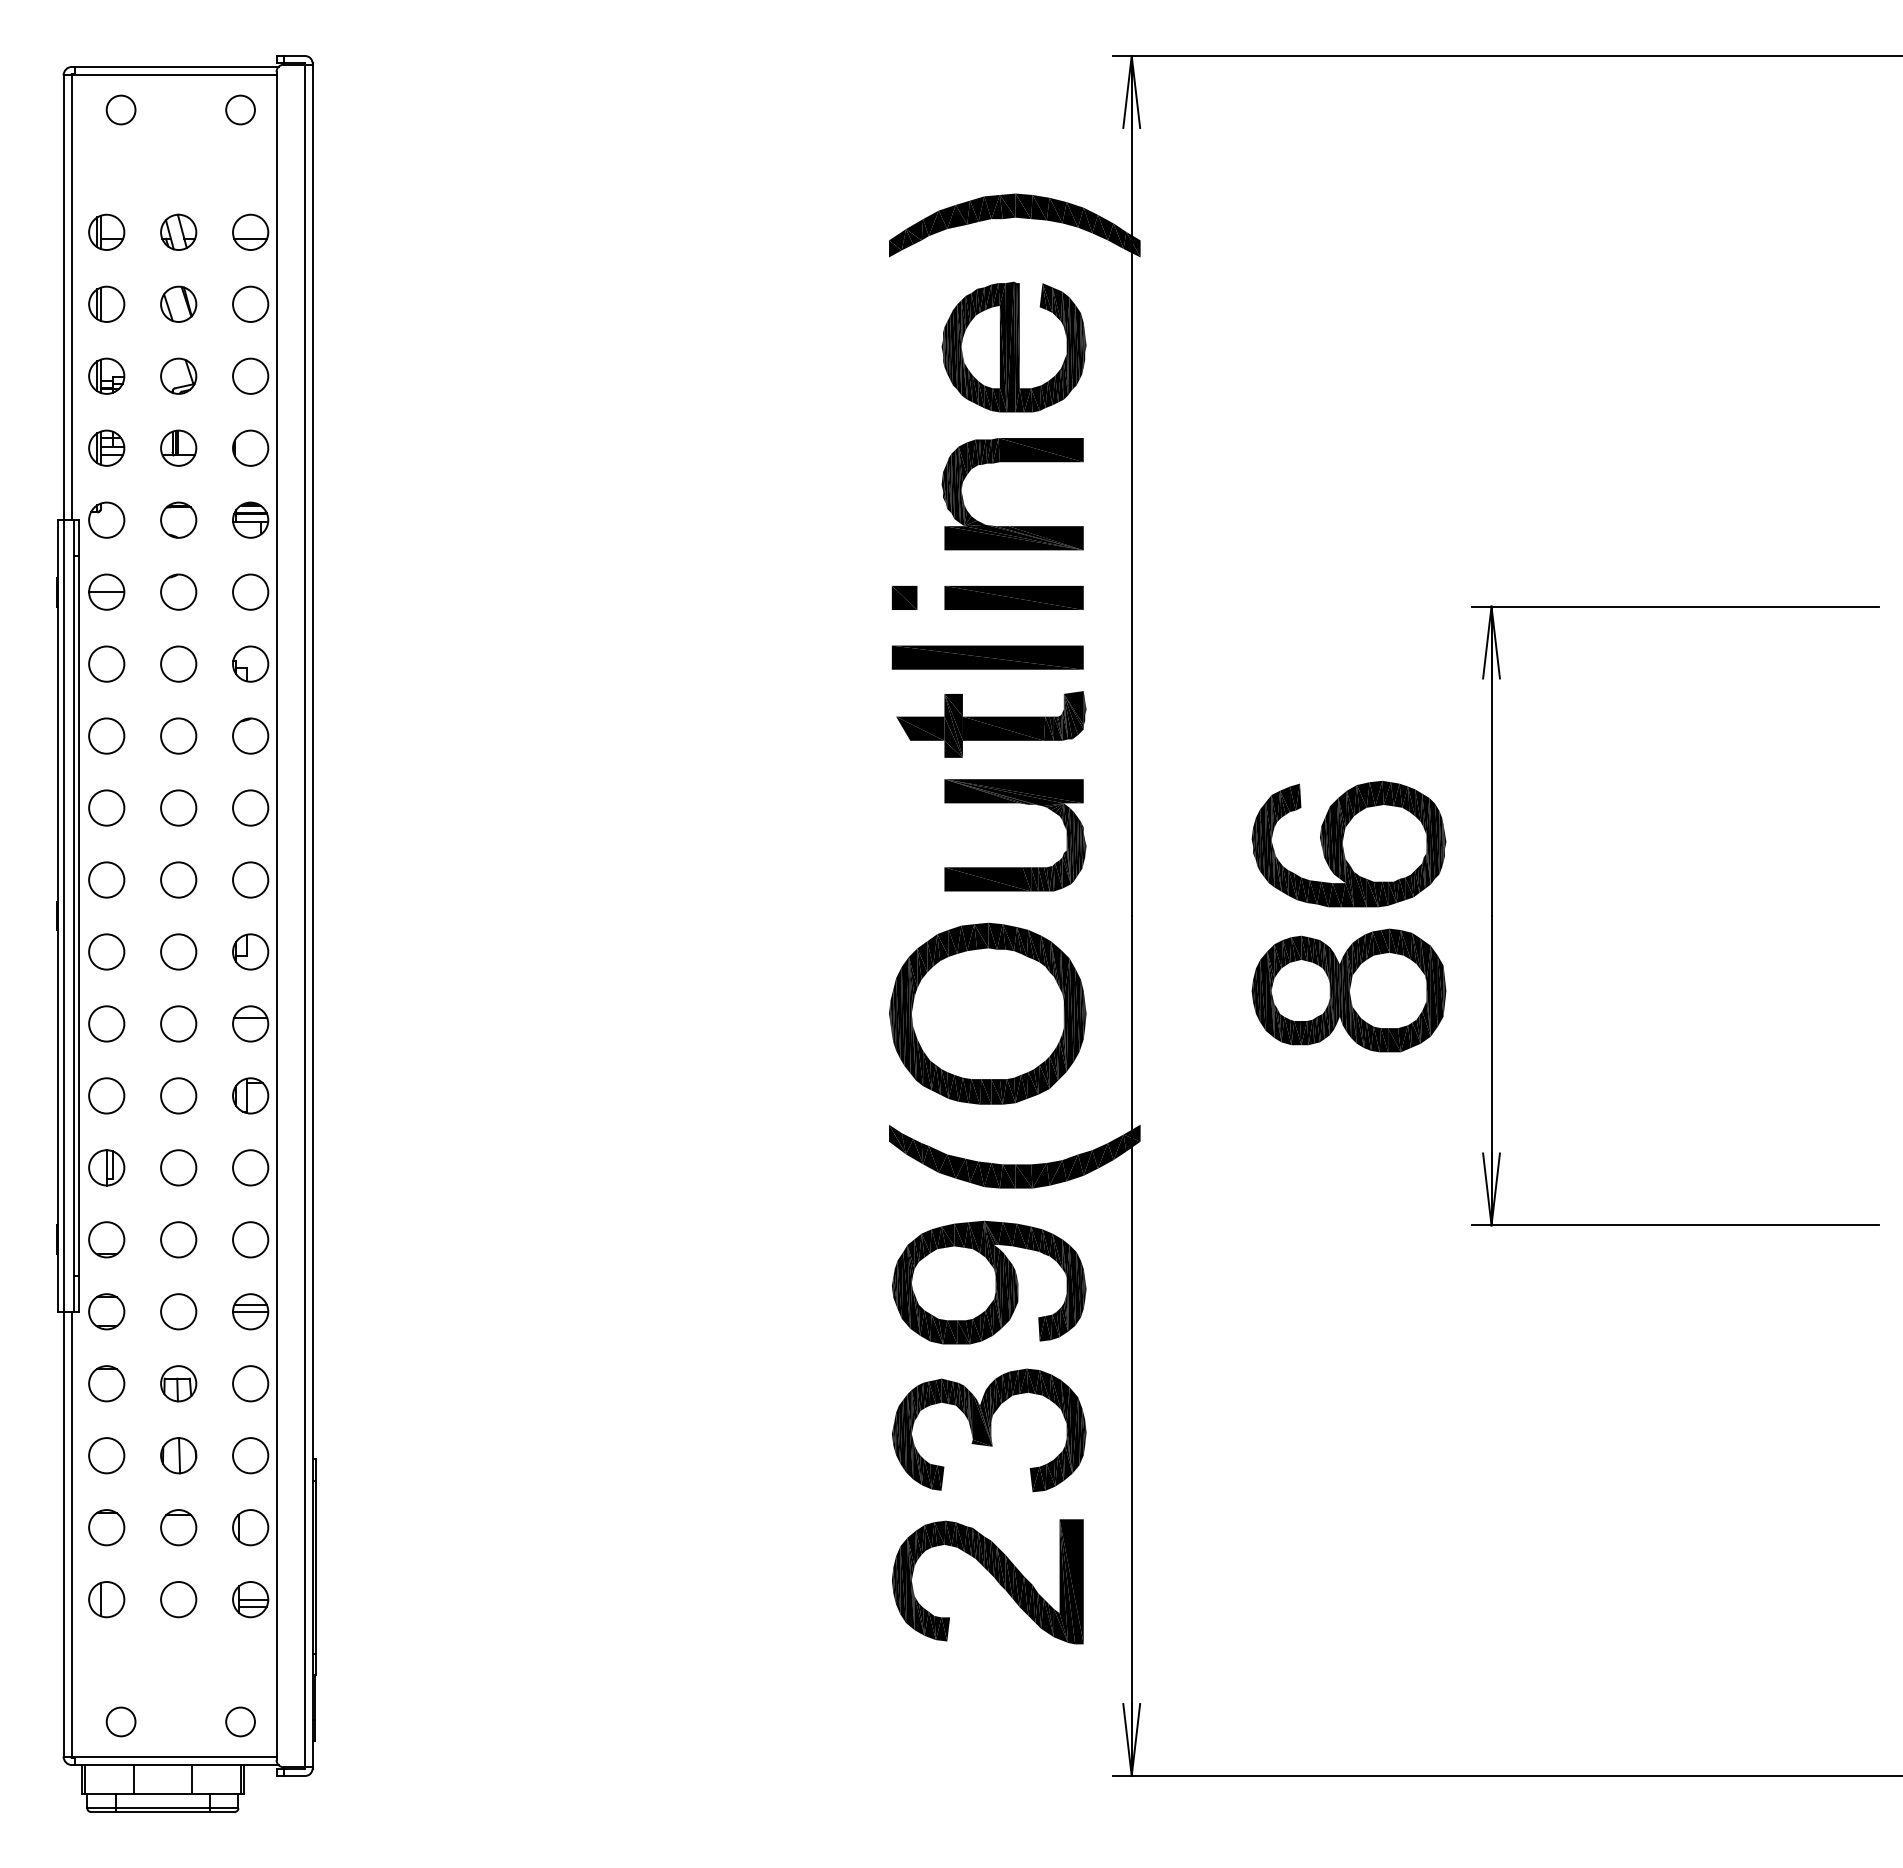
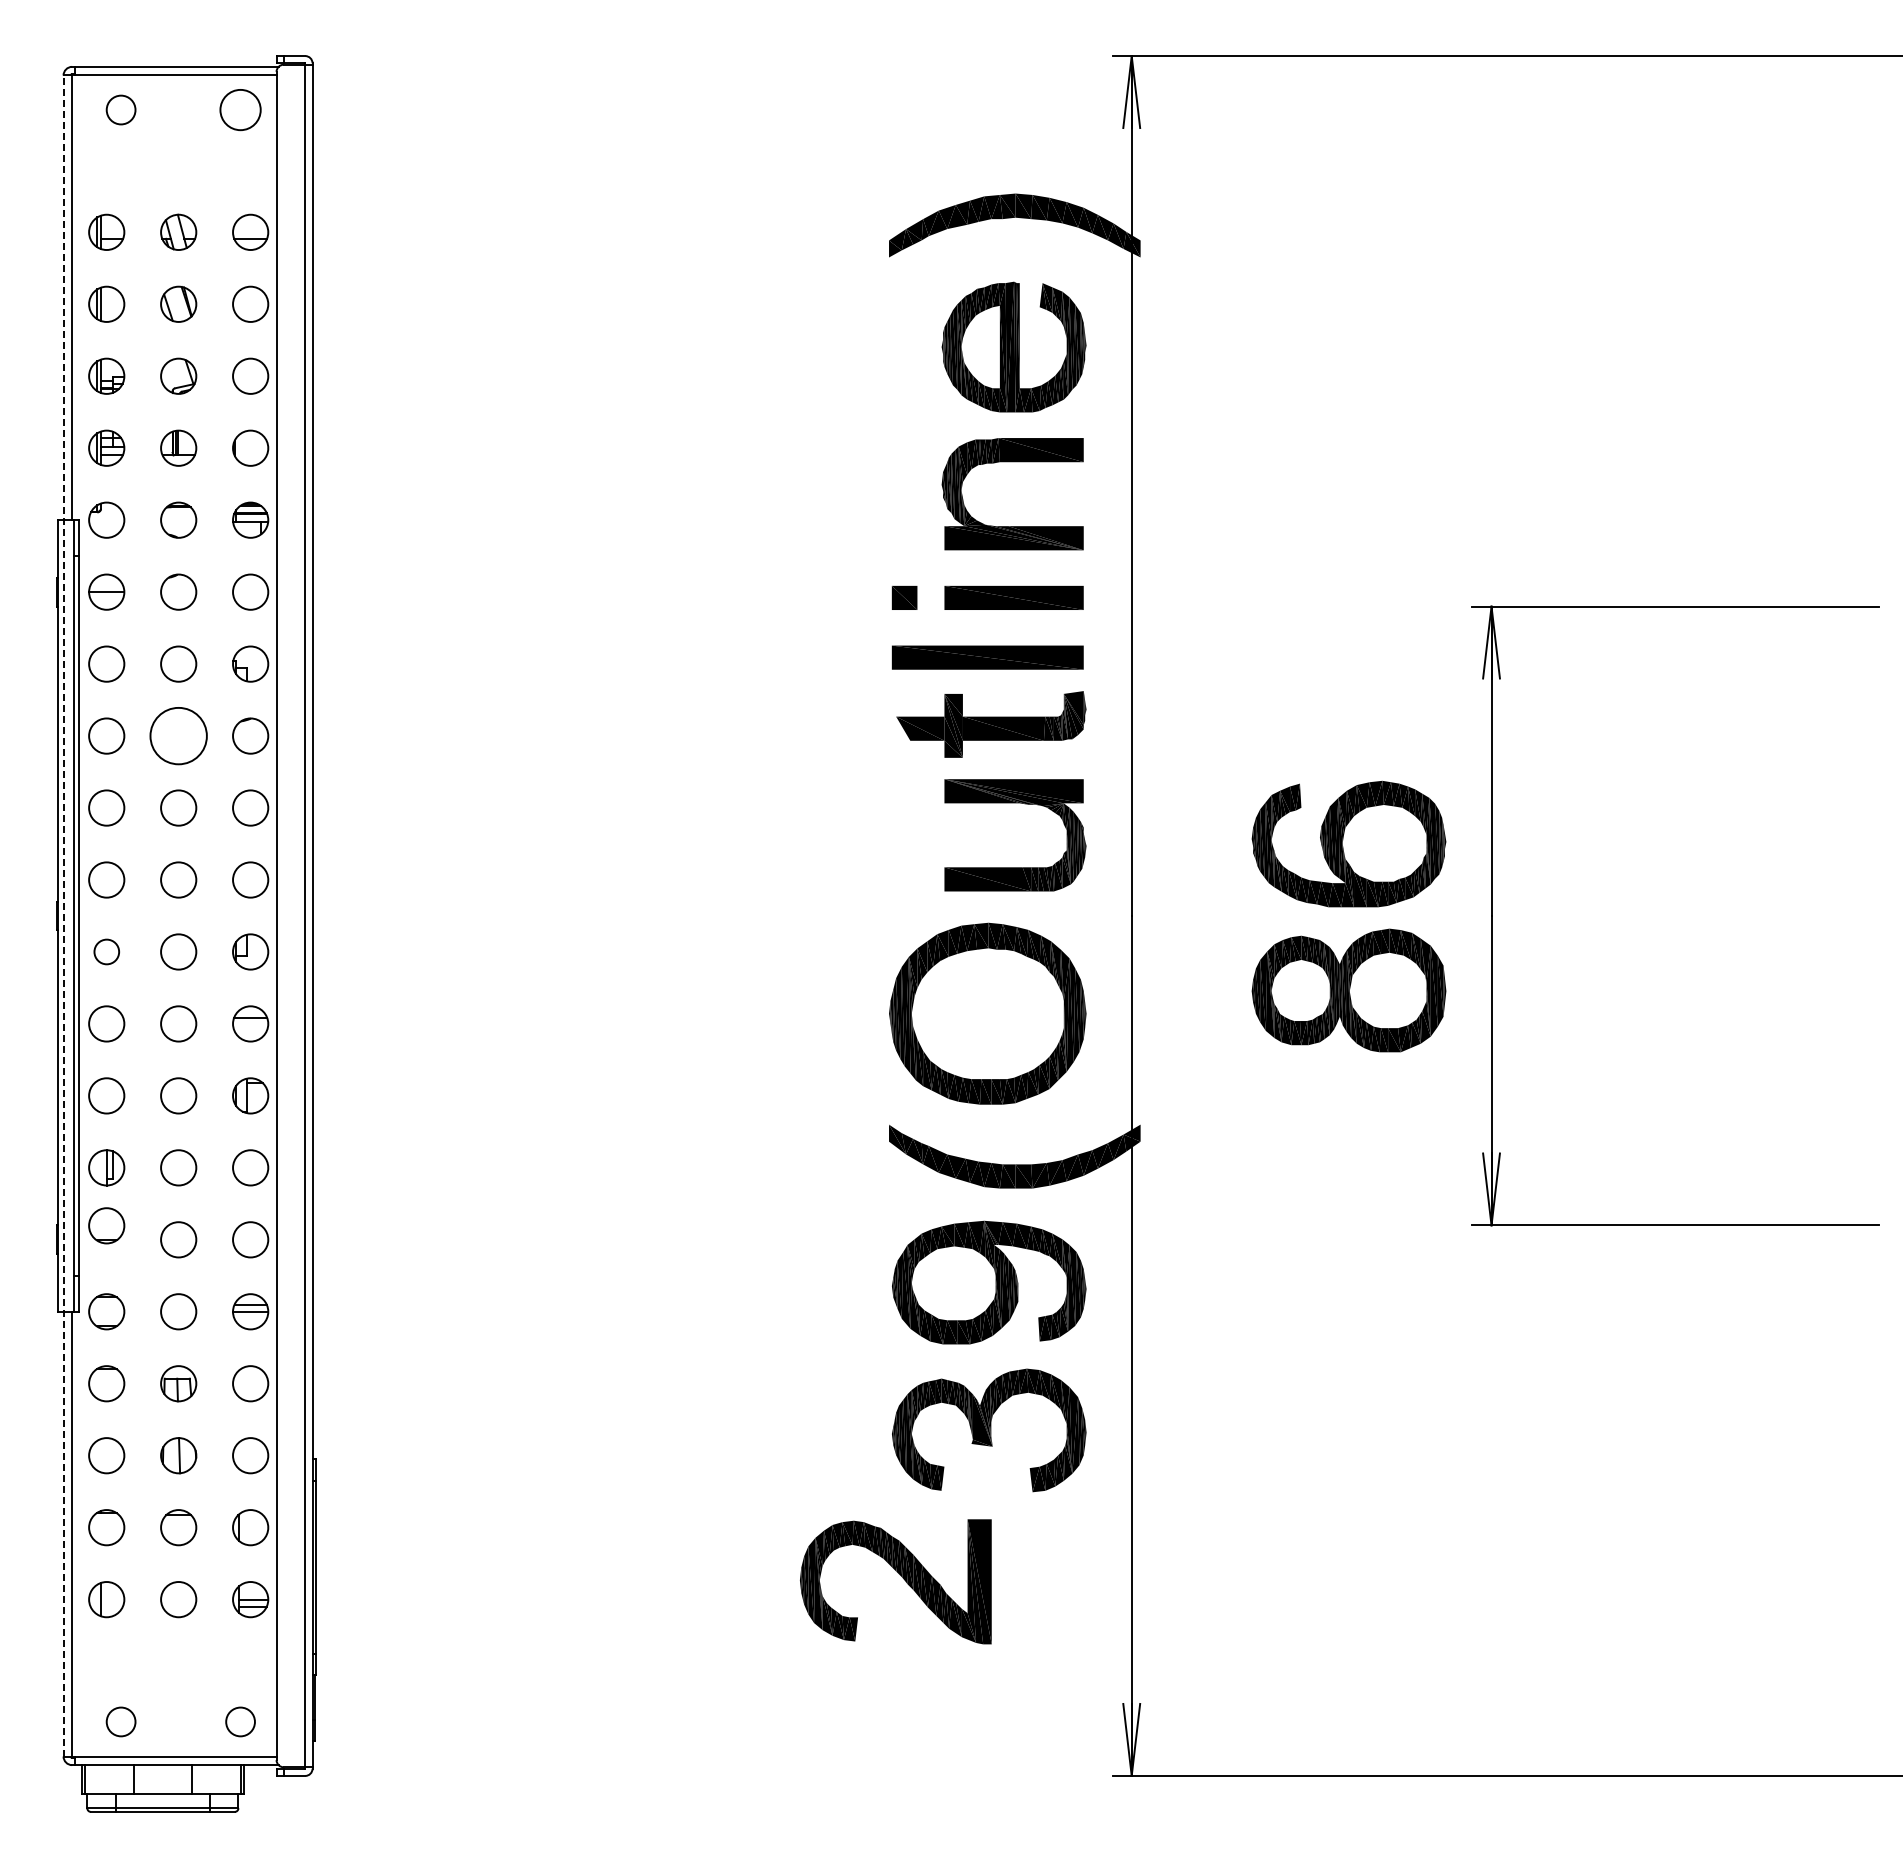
circle diameter: 29 px -> 40 px (240, 109)
circle diameter: 35 px -> 56 px (178, 735)
line: solid -> dashed (63, 916)
circle size: 38x38 px -> 27x28 px (106, 951)
part position: (106, 1239) -> (106, 1225) (106, 1225)
part position: (994, 1578) -> (902, 1578) (902, 1578)
